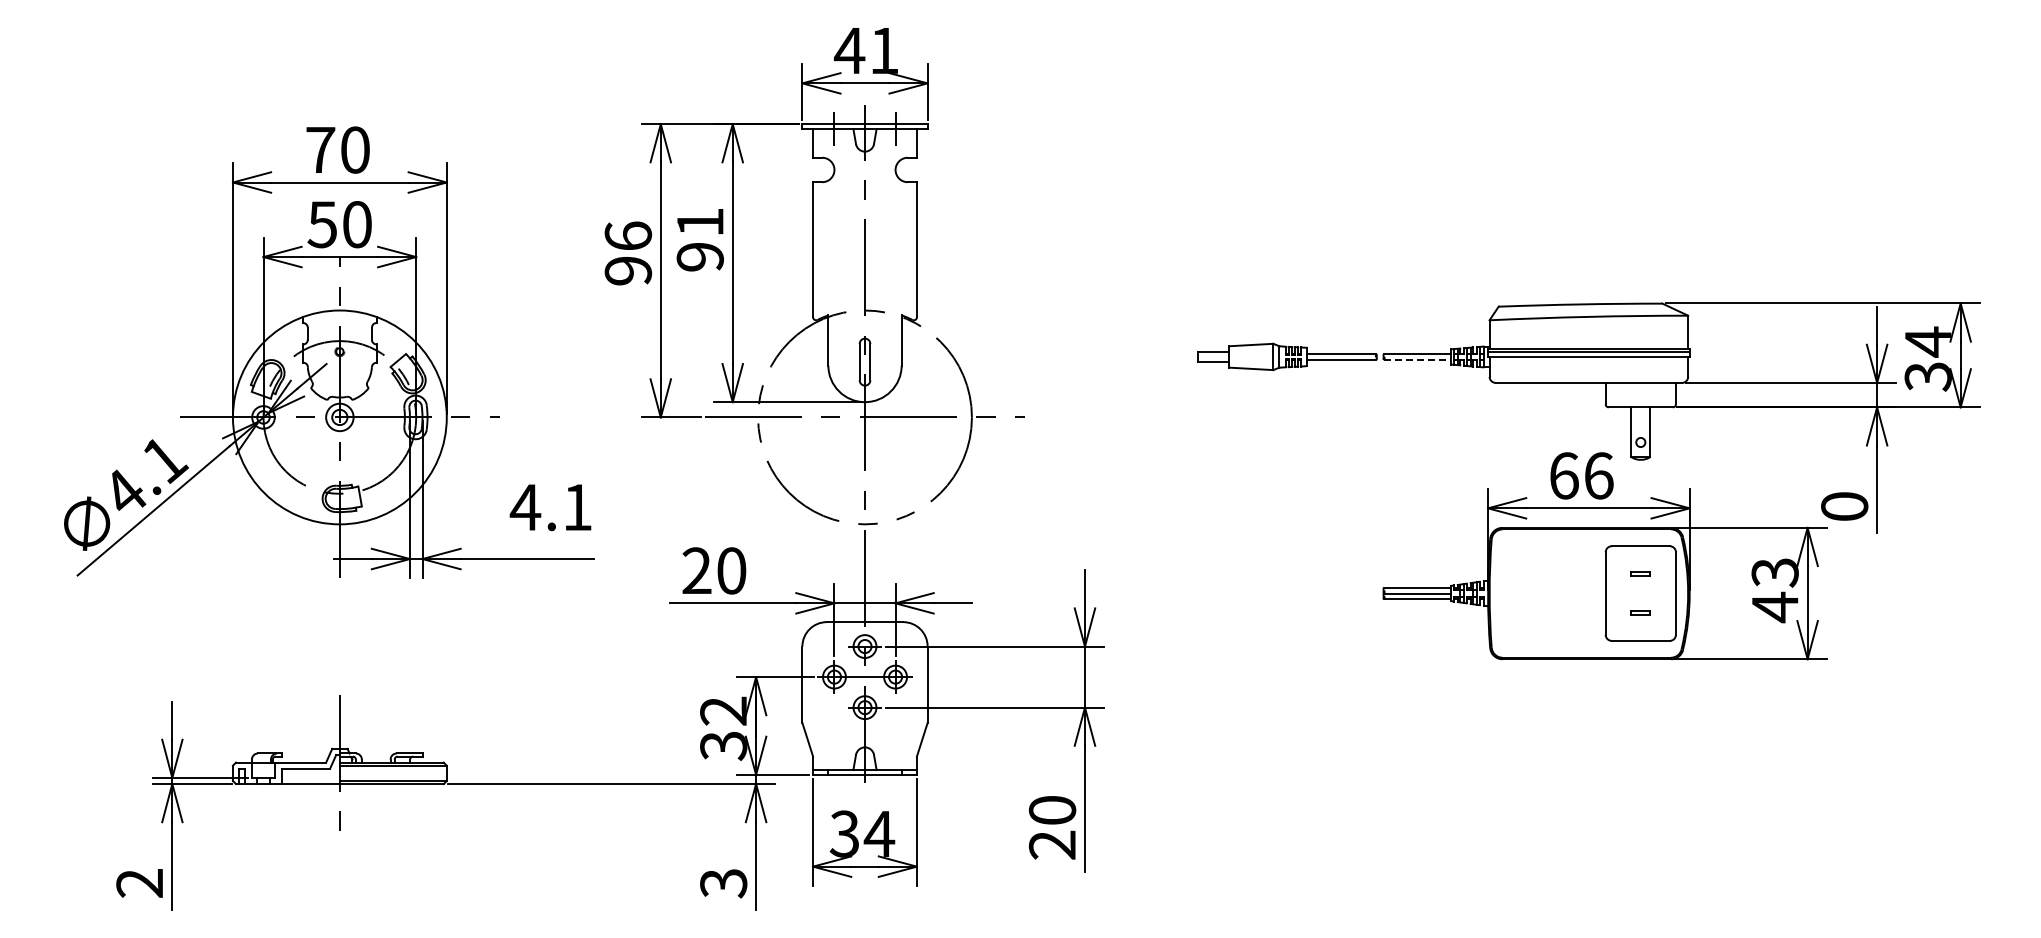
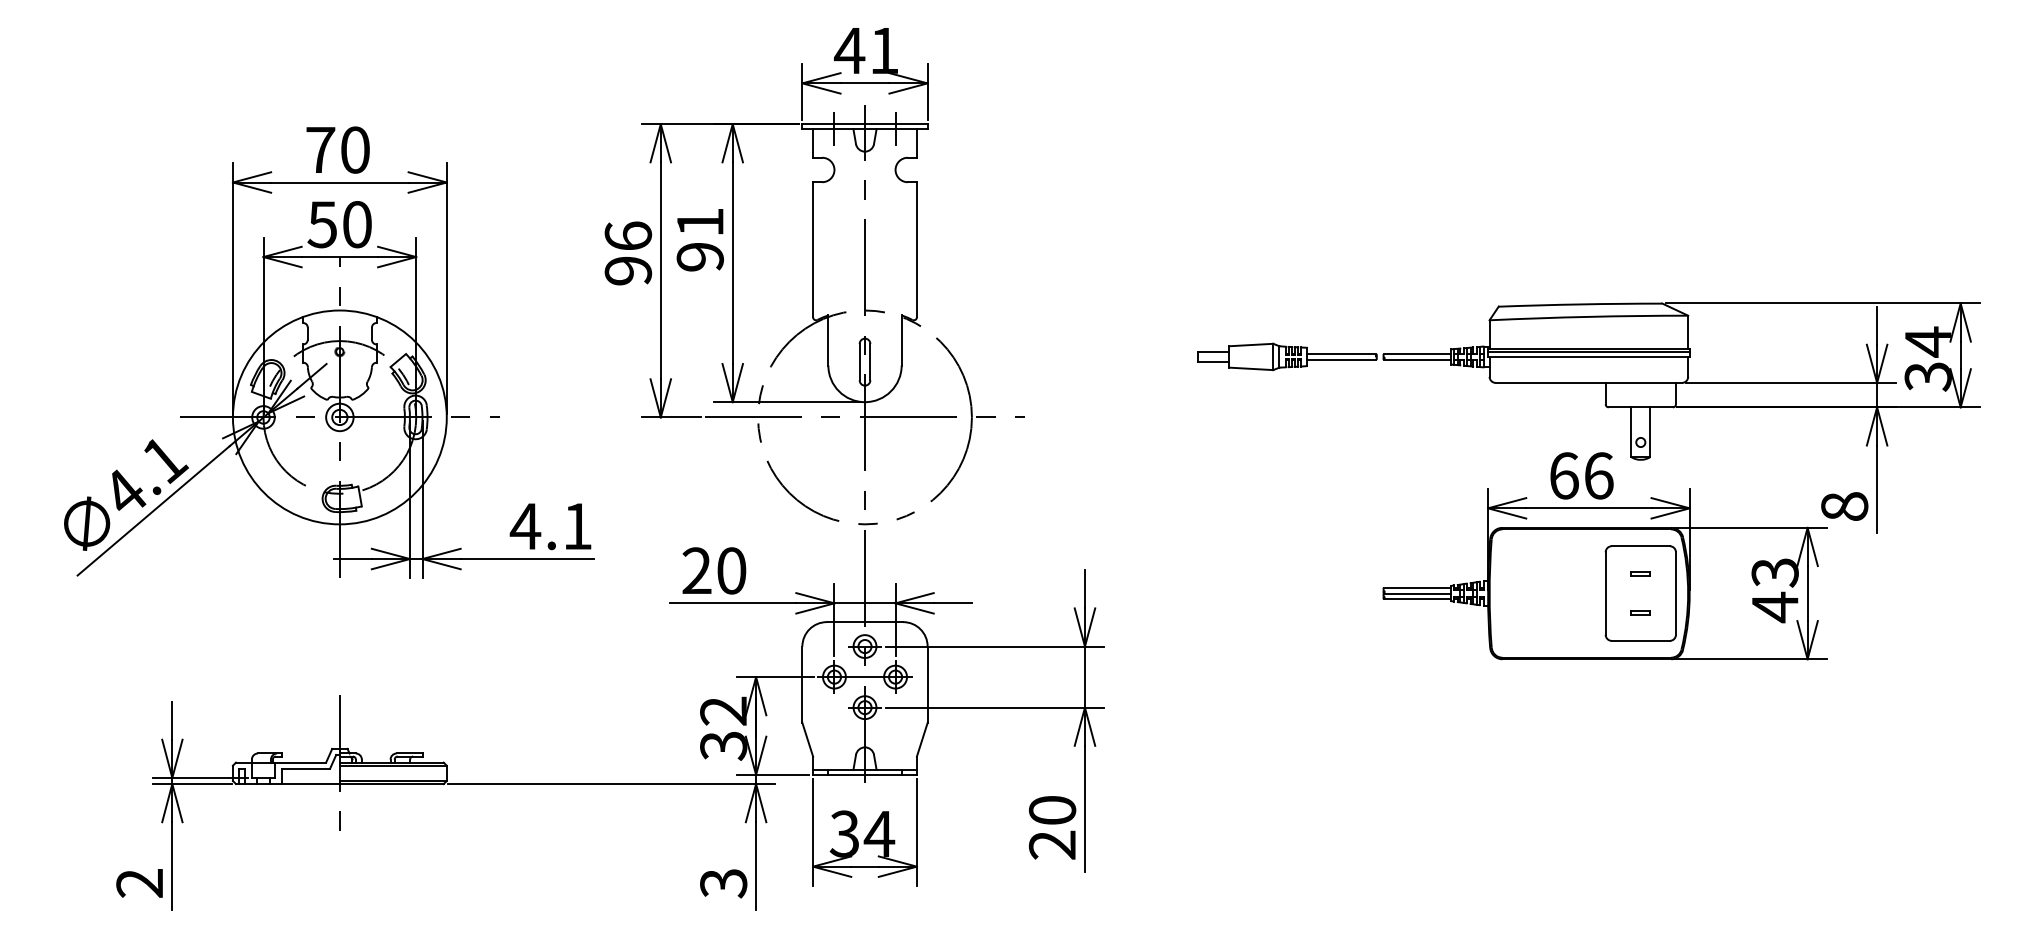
line: dashed -> solid (1417, 359)
text: 0 -> 8 (1844, 506)
text position: (550, 507) -> (550, 526) (550, 526)
